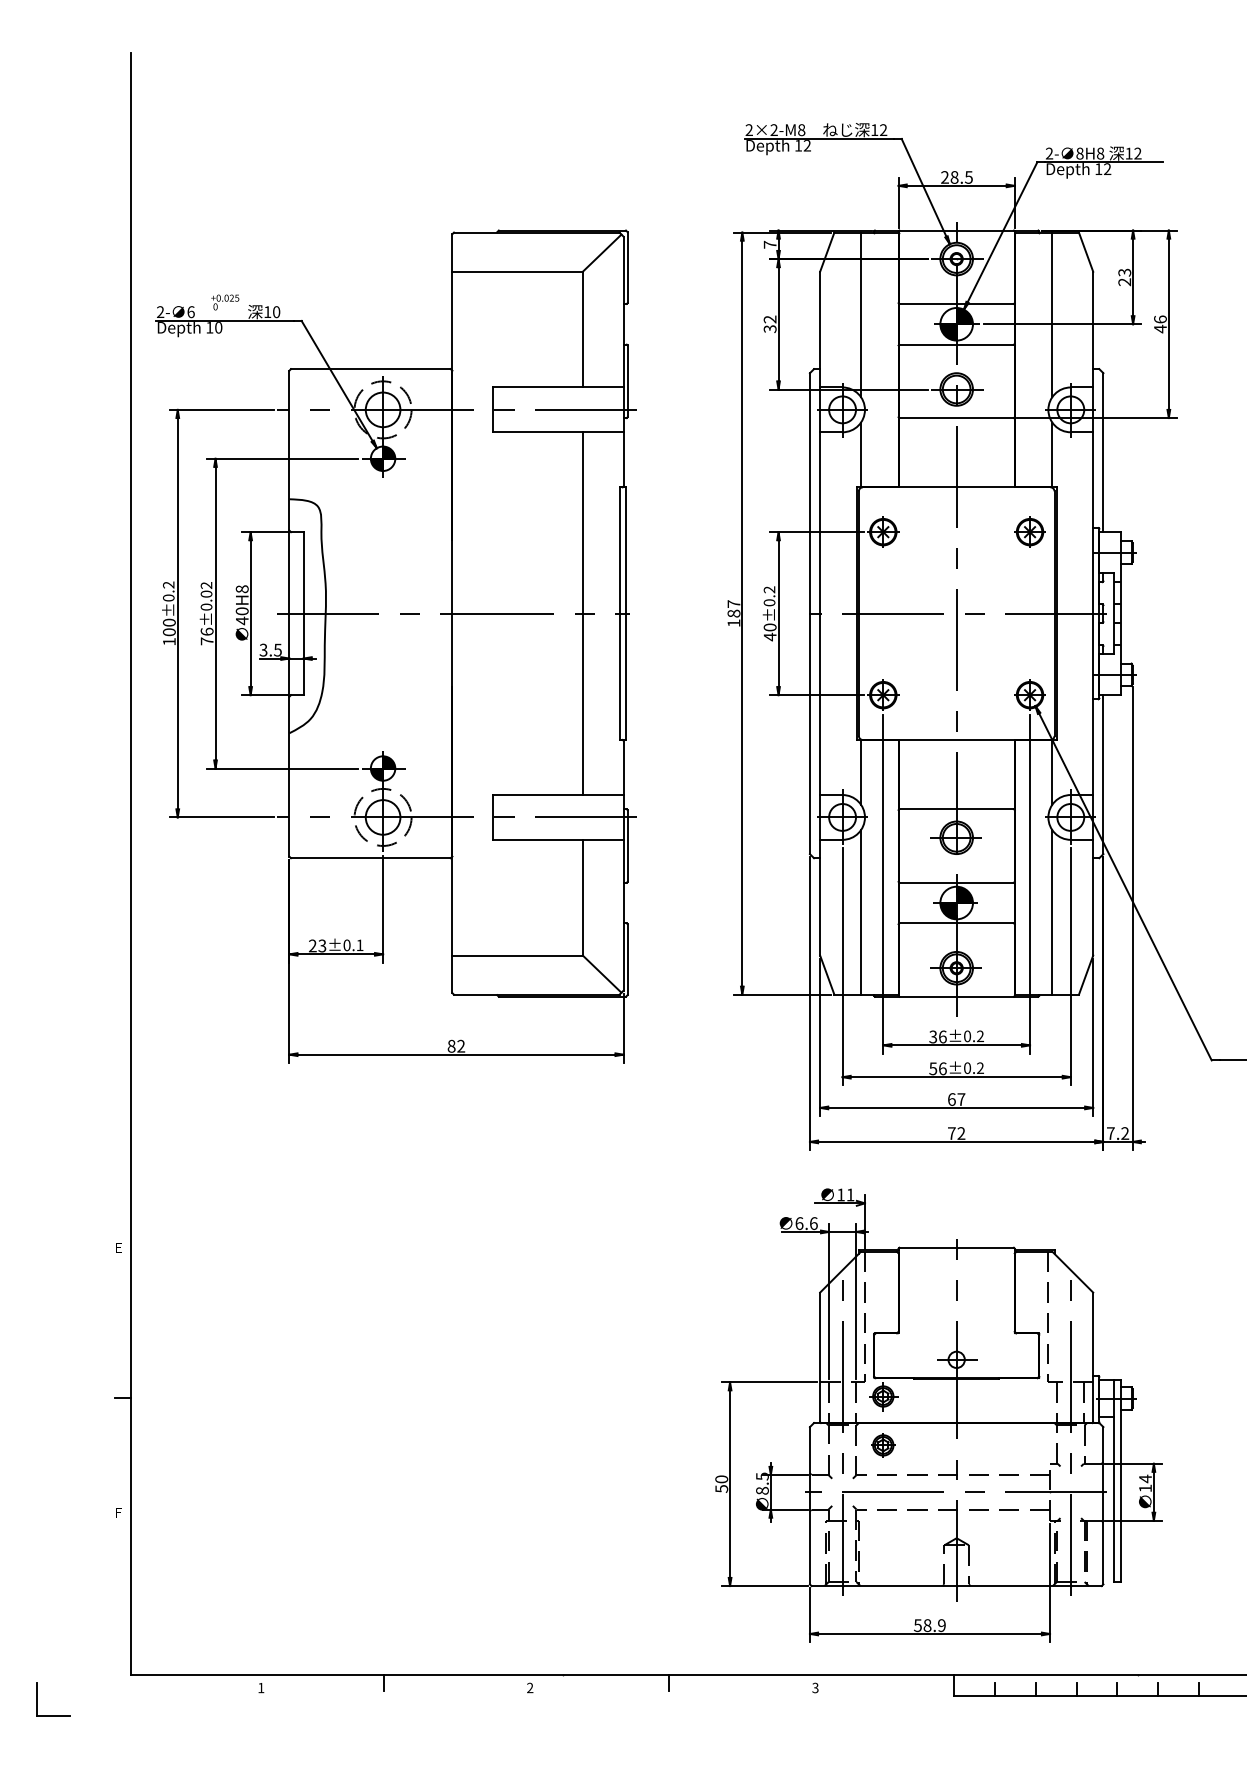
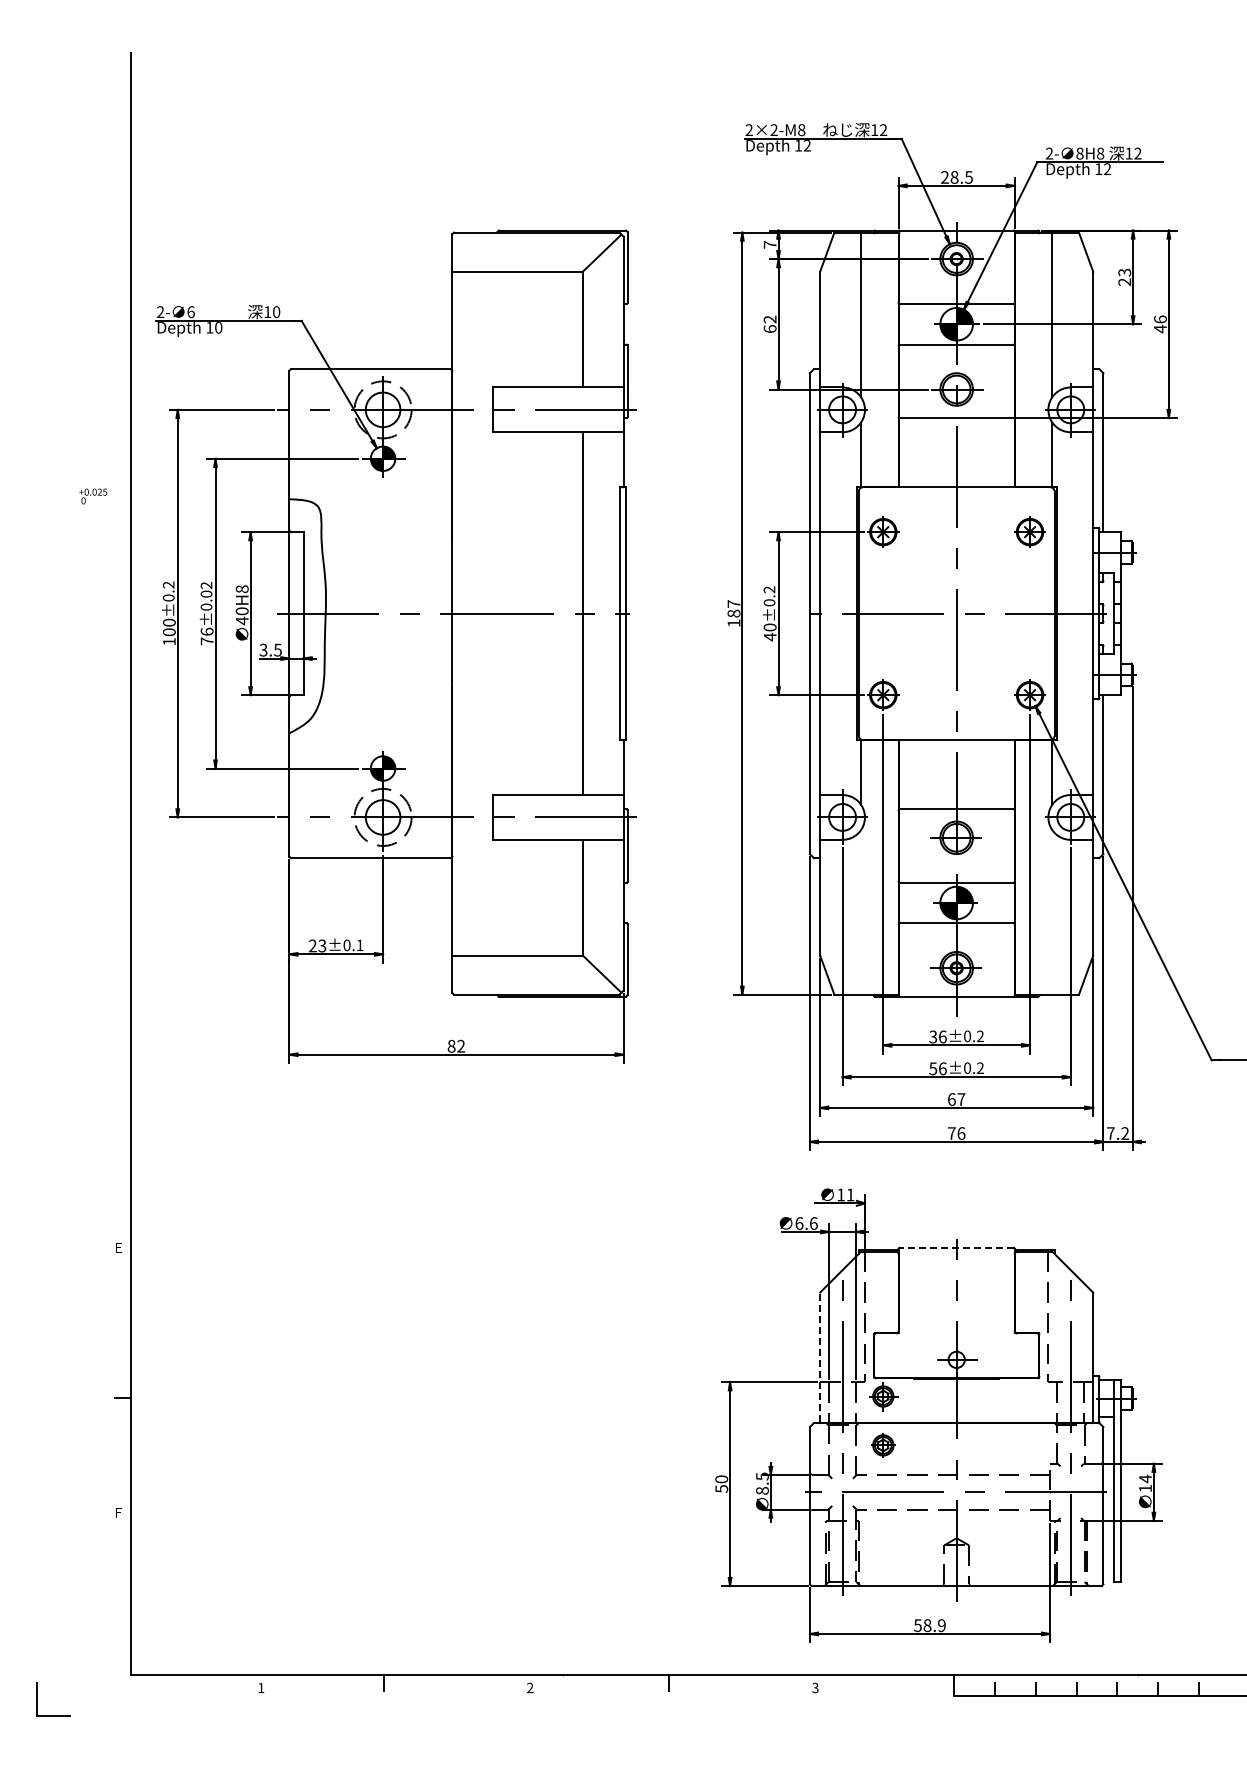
text position: (225, 302) -> (93, 496) (93, 496)
text: 32 -> 62 (769, 328)
line: present -> none (860, 912)
line: present -> none (1052, 912)
text: 72 -> 76 (961, 1133)
line: solid -> dashed (956, 1247)
line: solid -> dashed (820, 1357)
